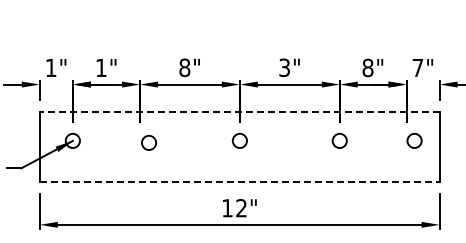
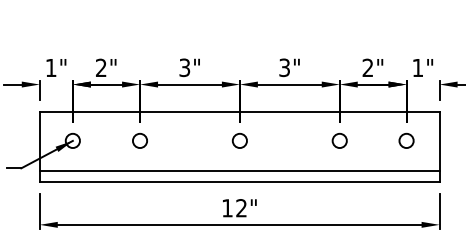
text: 1" -> 2" (101, 67)
text: 8" -> 3" (184, 67)
text: 8" -> 2" (367, 67)
text: 7" -> 1" (417, 67)
line: dashed -> solid (239, 111)
circle position: (414, 140) -> (406, 140) (406, 140)
circle position: (148, 142) -> (139, 140) (139, 140)
line: none -> present (239, 170)
line: dashed -> solid (239, 182)
